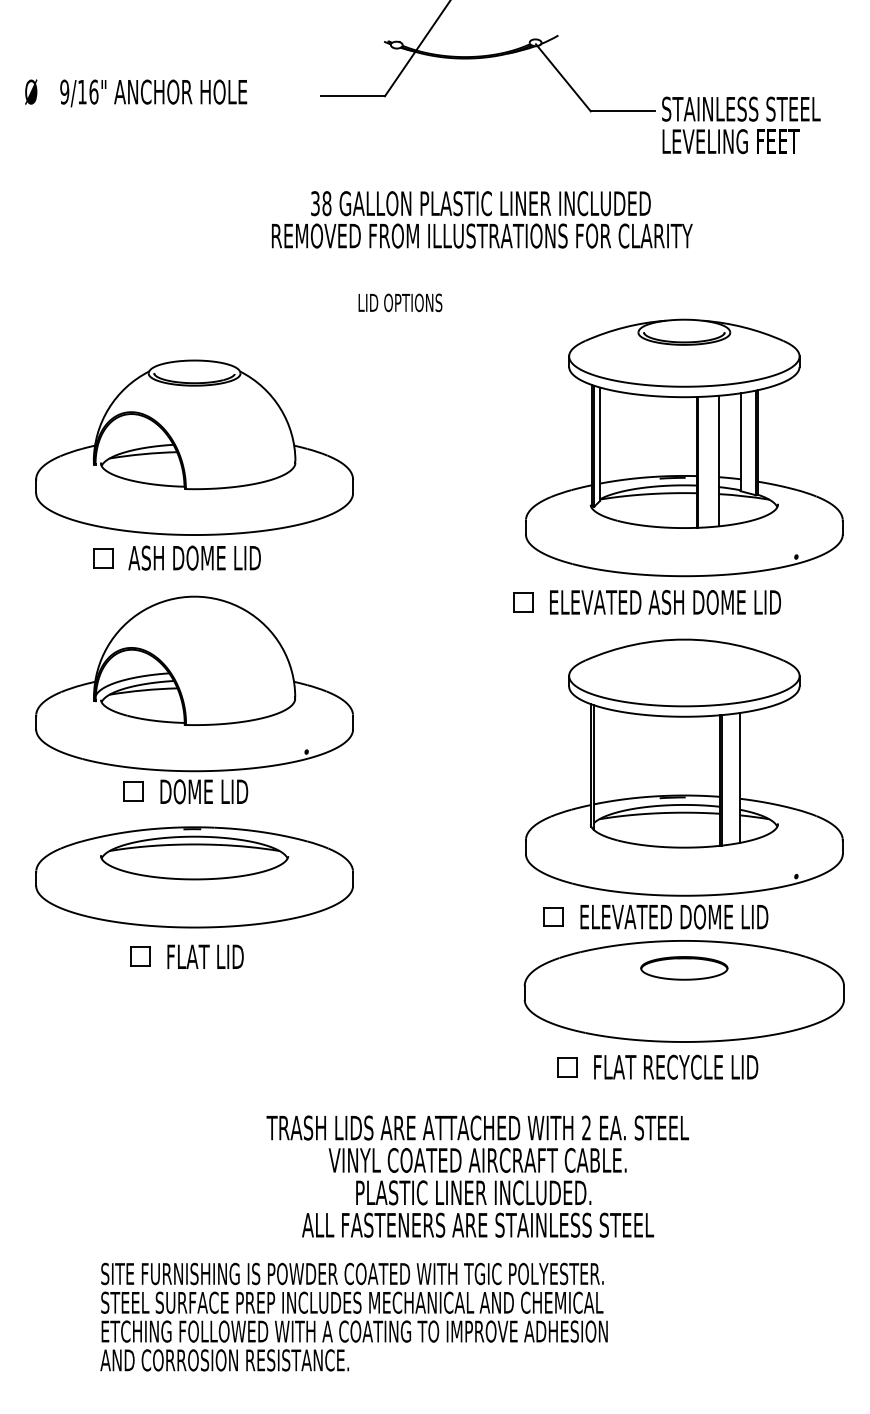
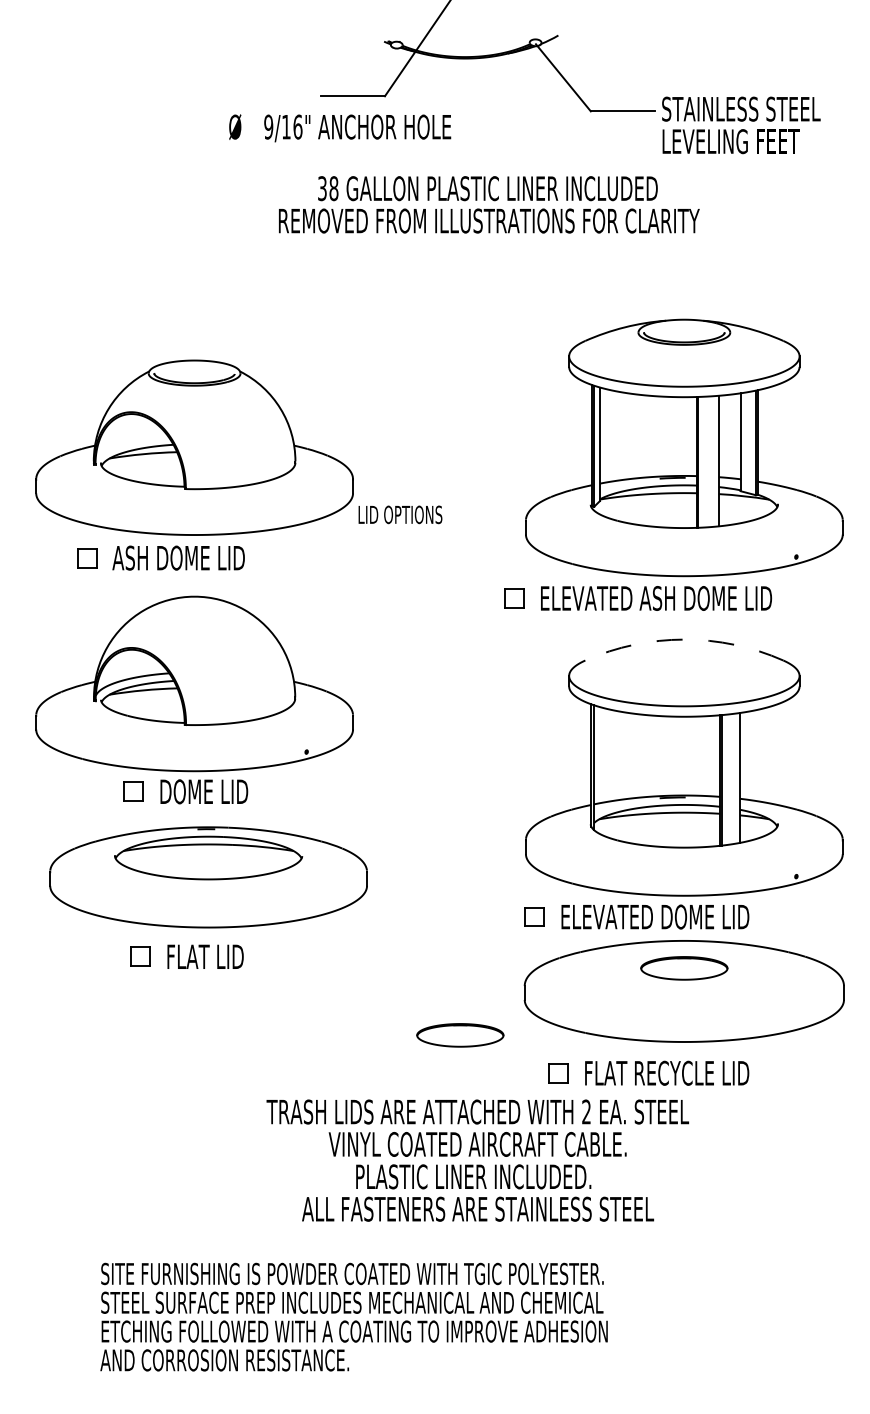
text position: (136, 93) -> (340, 128) (340, 128)
text position: (482, 219) -> (489, 204) (489, 204)
text position: (400, 302) -> (400, 514) (400, 514)
part position: (176, 557) -> (160, 557) (160, 557)
part position: (647, 602) -> (638, 598) (638, 598)
arc: solid -> dashed (684, 639)
part position: (194, 877) -> (208, 877) (208, 877)
part position: (655, 916) -> (636, 916) (636, 916)
part: none -> present (460, 1035)
part position: (657, 1066) -> (648, 1072) (648, 1072)
text position: (477, 1176) -> (477, 1160) (477, 1160)
